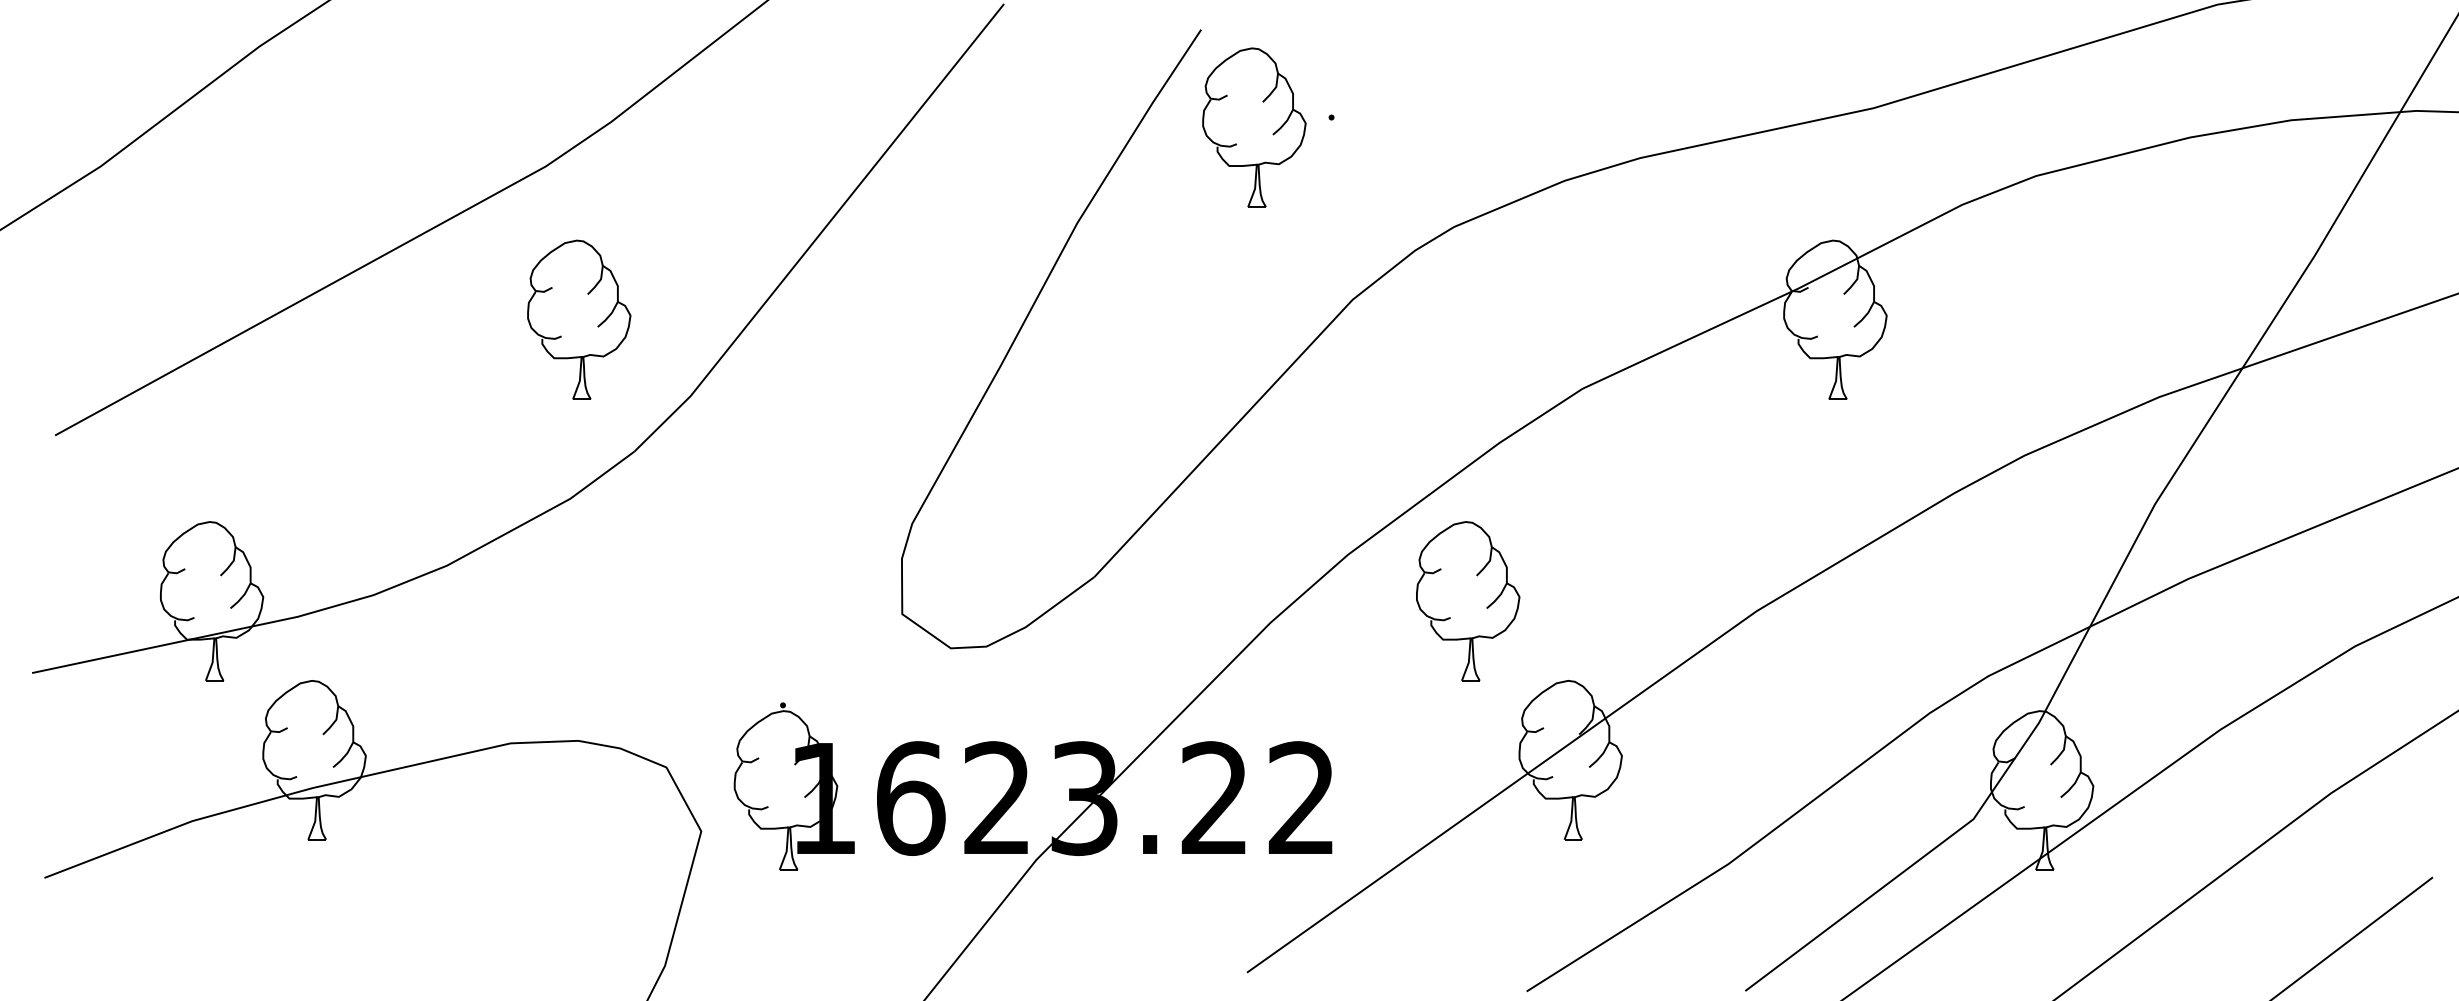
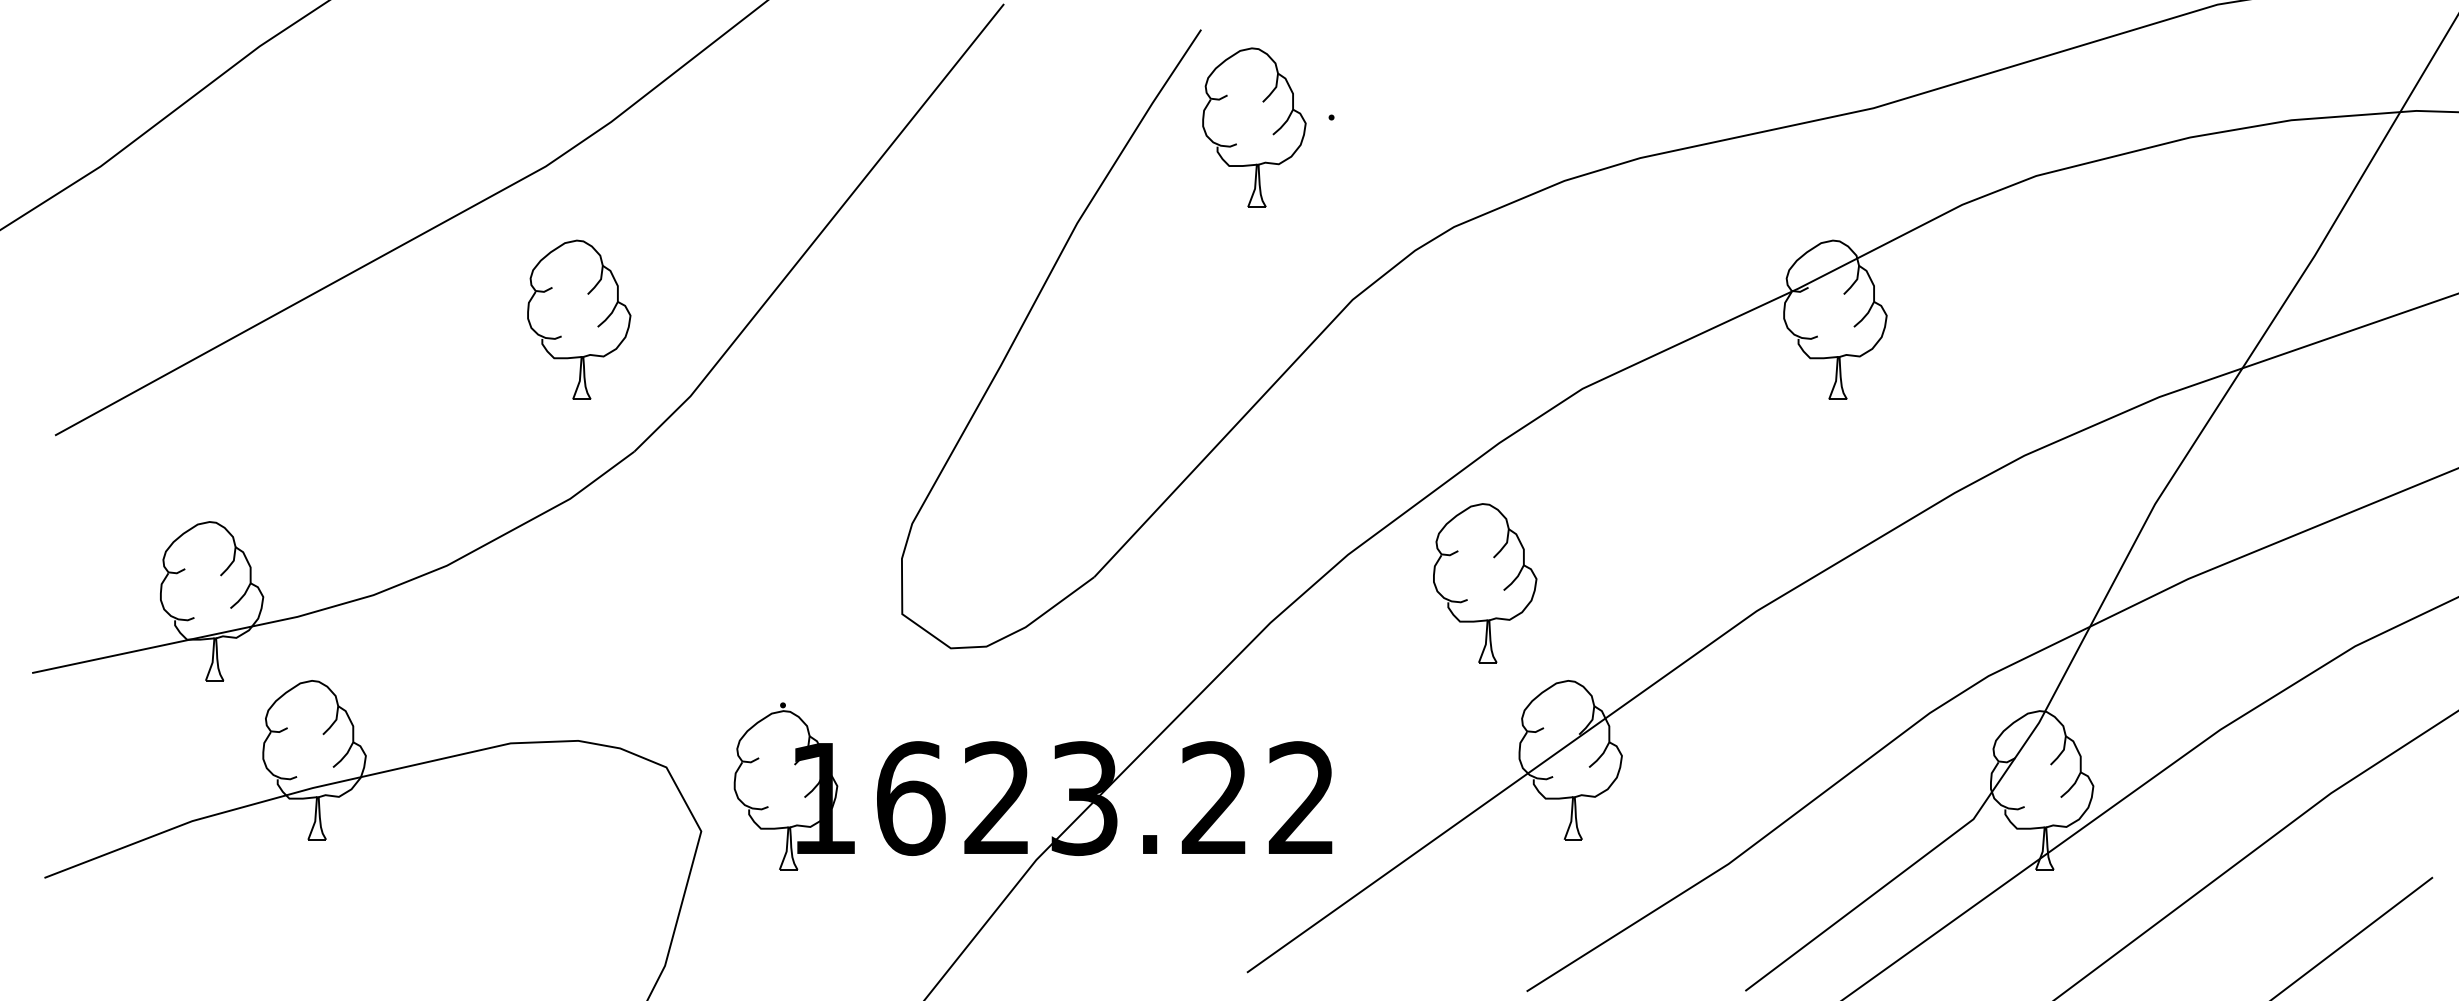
part position: (1468, 601) -> (1485, 583) (1485, 583)
